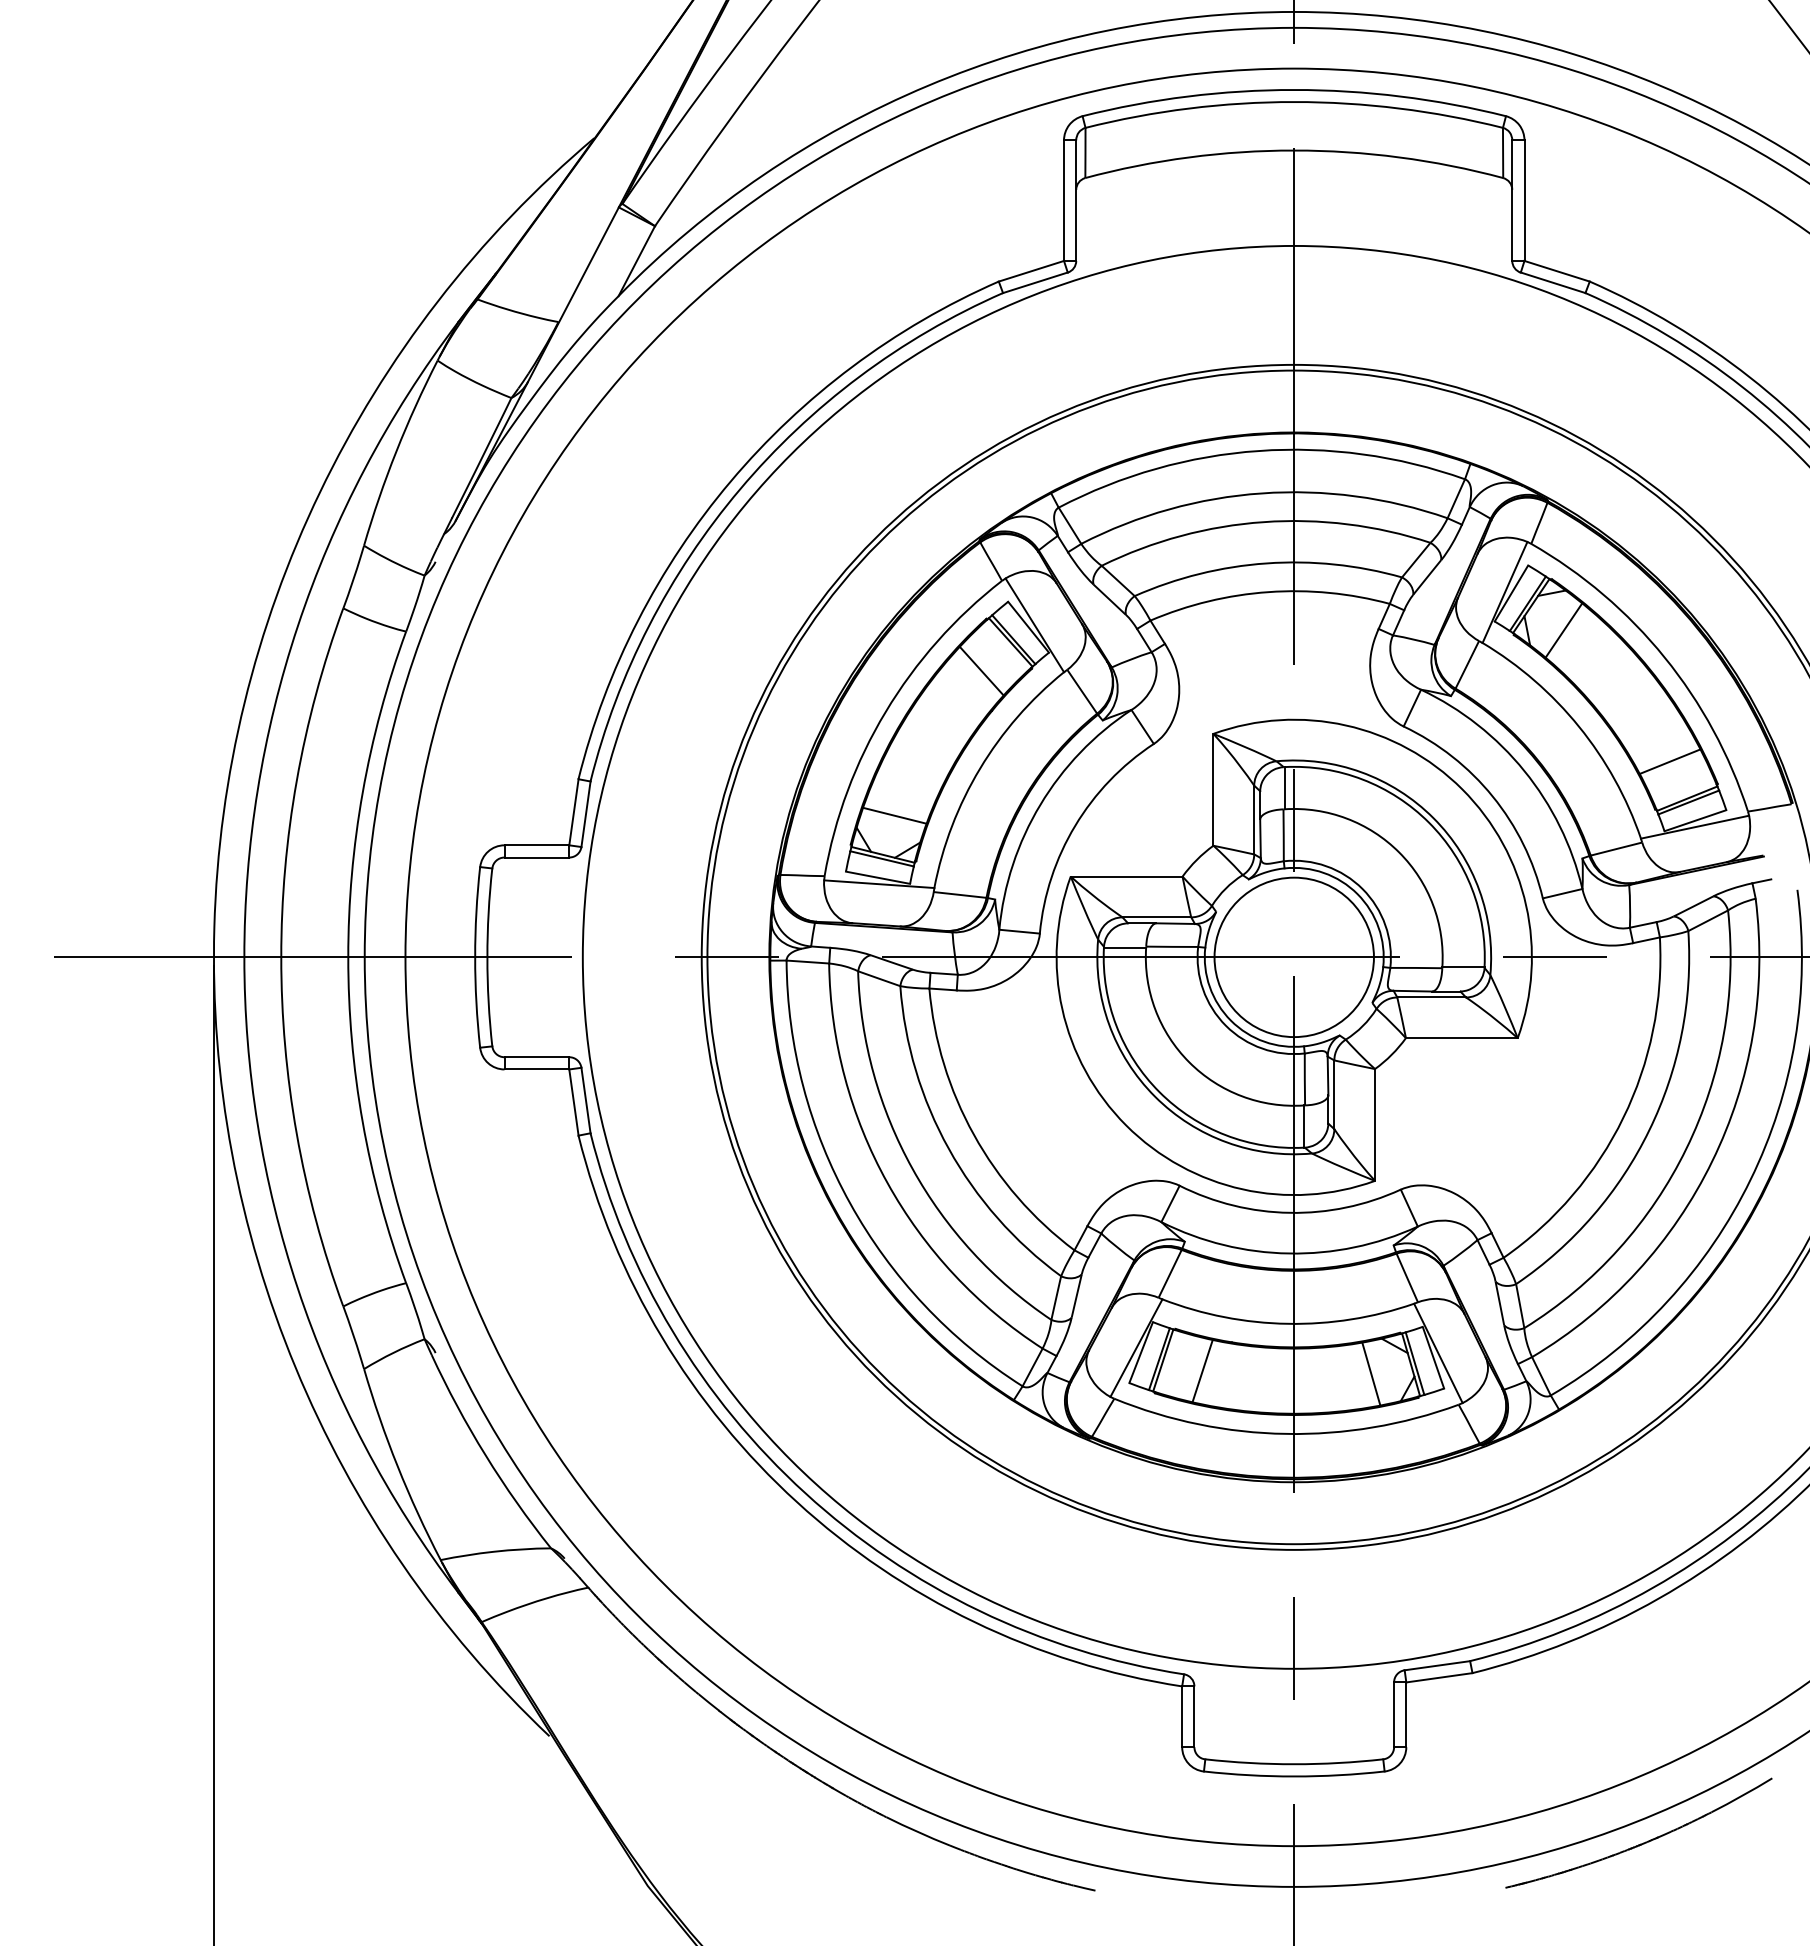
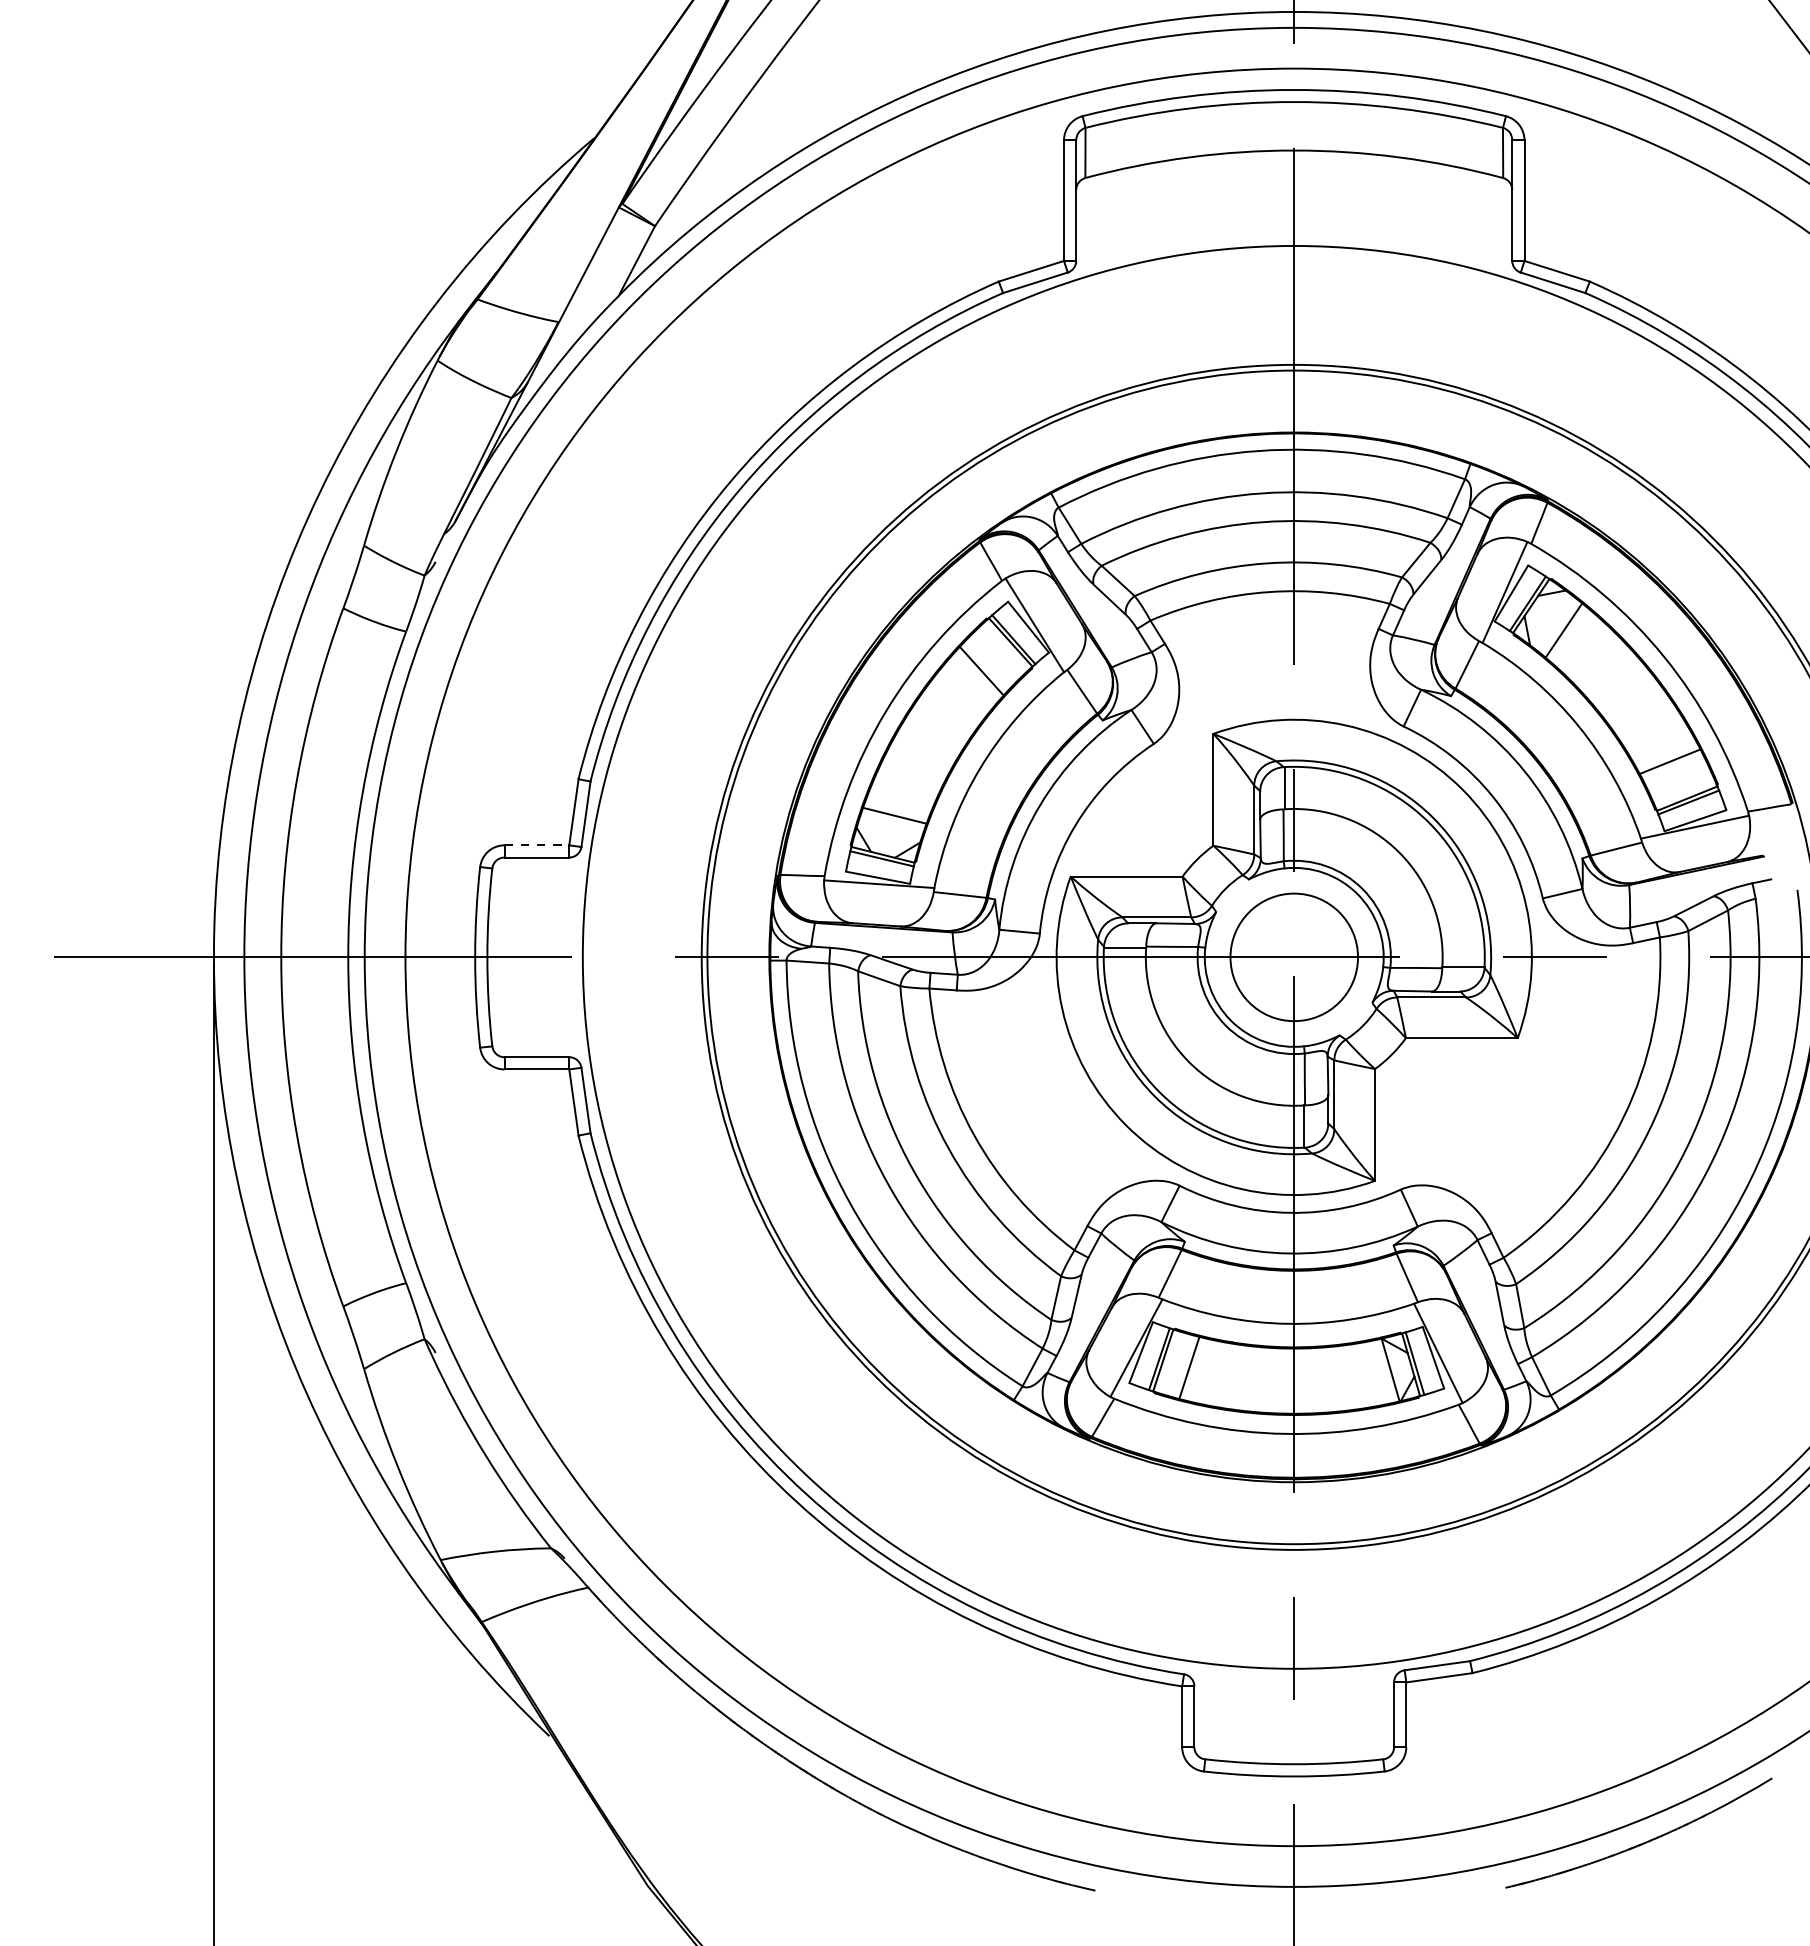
line: solid -> dashed (537, 845)
circle diameter: 159 px -> 128 px (1294, 957)
line position: (1202, 1371) -> (1189, 1367) (1189, 1367)
line position: (1371, 1373) -> (1390, 1368) (1390, 1368)
